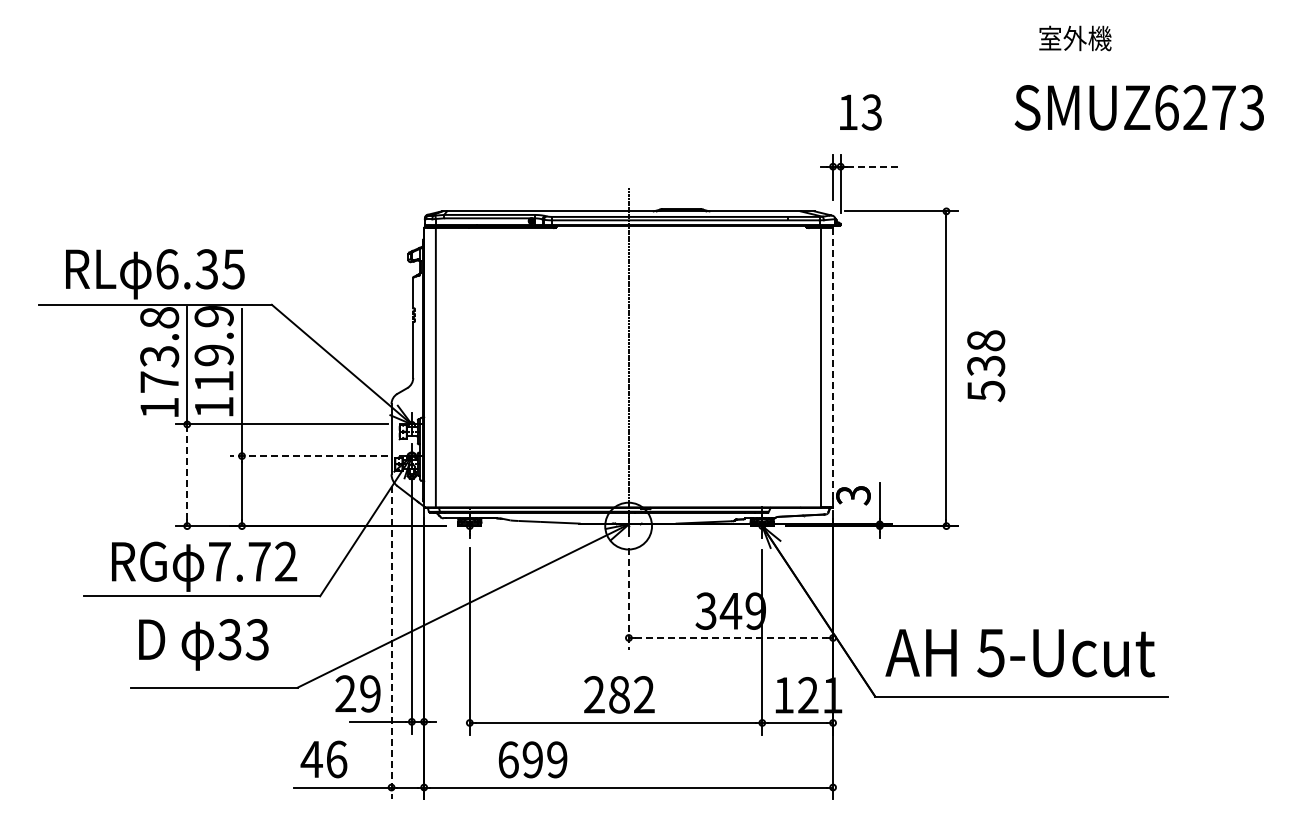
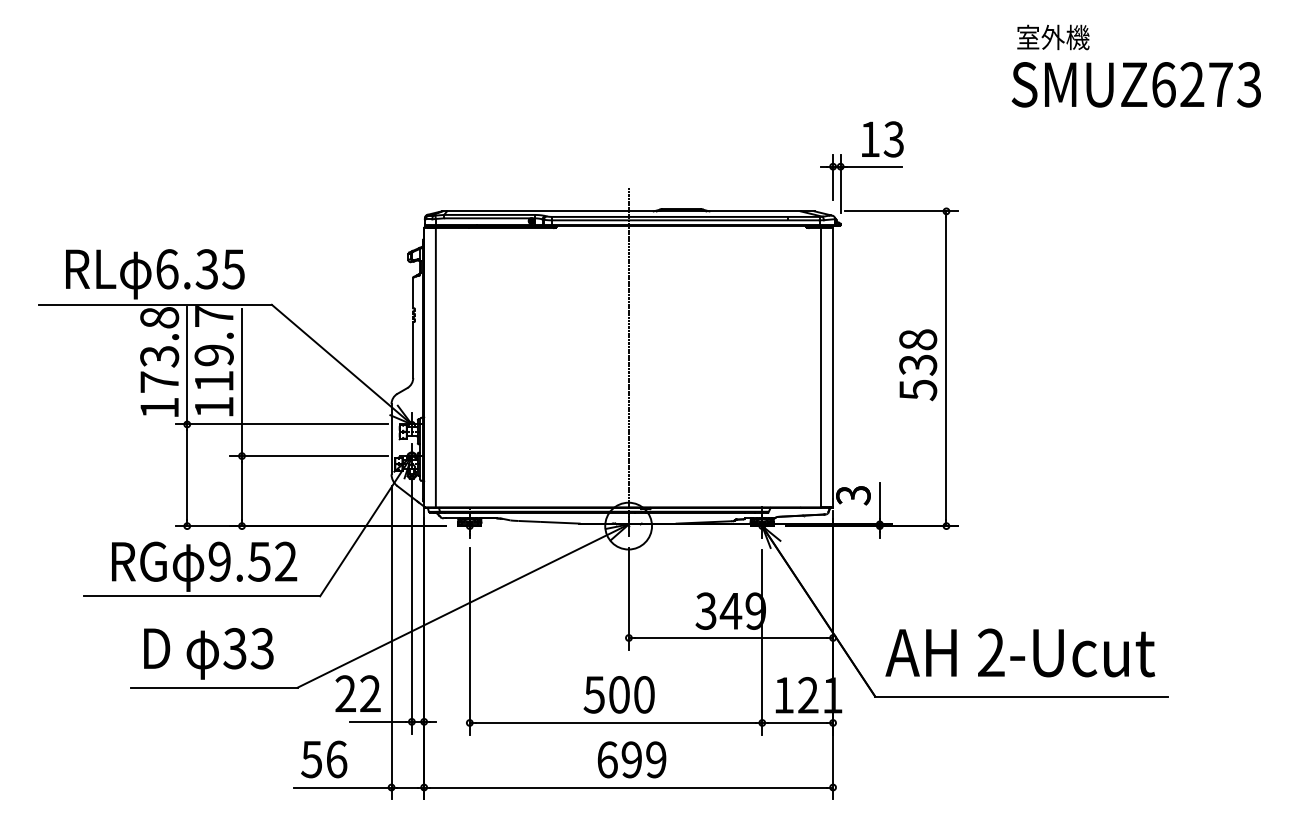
text position: (1075, 38) -> (1053, 37) (1053, 37)
text position: (1138, 107) -> (1135, 84) (1135, 84)
text position: (860, 112) -> (882, 139) (882, 139)
line: dashed -> solid (874, 166)
text: 119.9 -> 119.7 (213, 316)
line: dashed -> solid (833, 363)
text position: (986, 366) -> (918, 365) (918, 365)
line: dashed -> solid (308, 456)
line: dashed -> solid (187, 475)
text: 7.72 -> 9.52 (239, 561)
line: dashed -> solid (628, 598)
line: dashed -> solid (731, 637)
line: dashed -> solid (391, 642)
text position: (203, 644) -> (208, 653) (208, 653)
text: 5-Ucut -> 2-Ucut (990, 652)
text: 29 -> 22 (370, 693)
text: 282 -> 500 (618, 694)
text: 46 -> 56 (311, 759)
text position: (533, 759) -> (632, 759) (632, 759)
